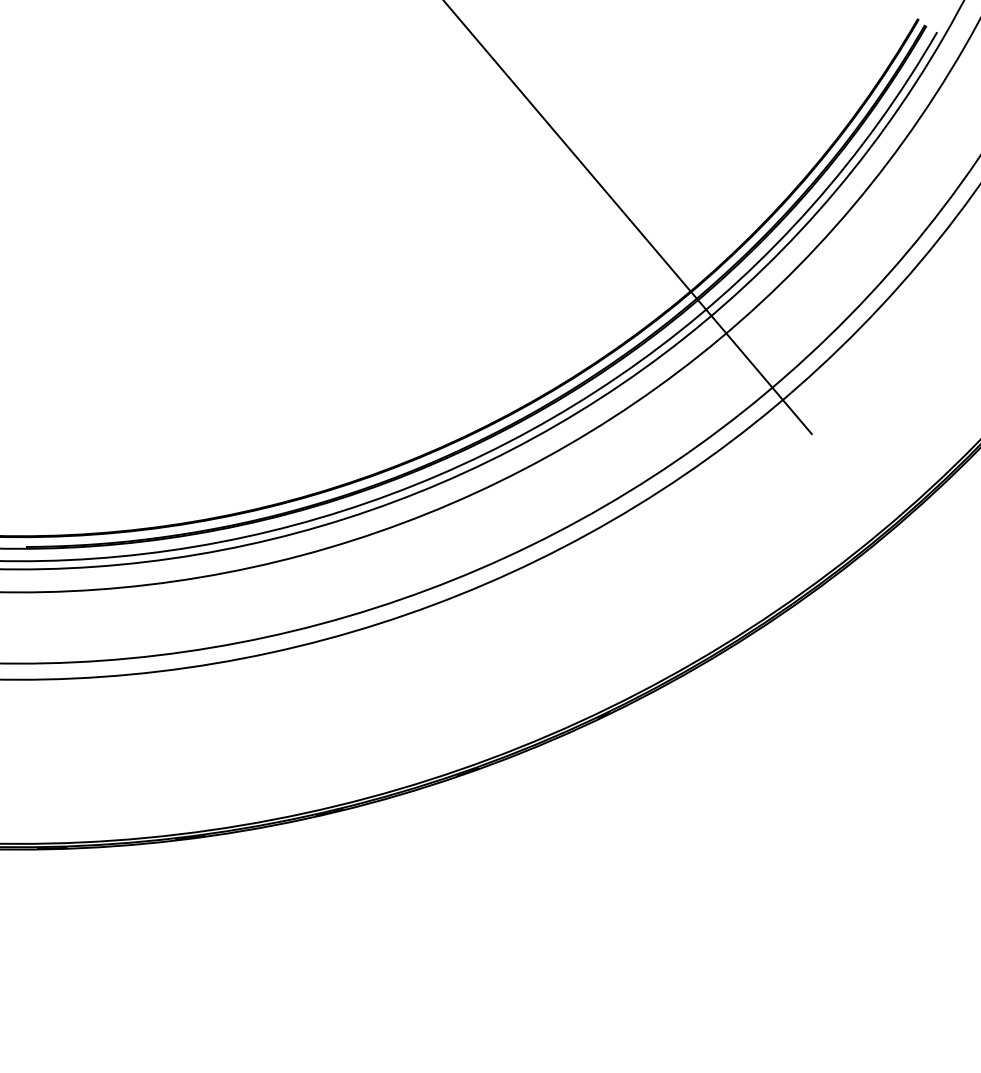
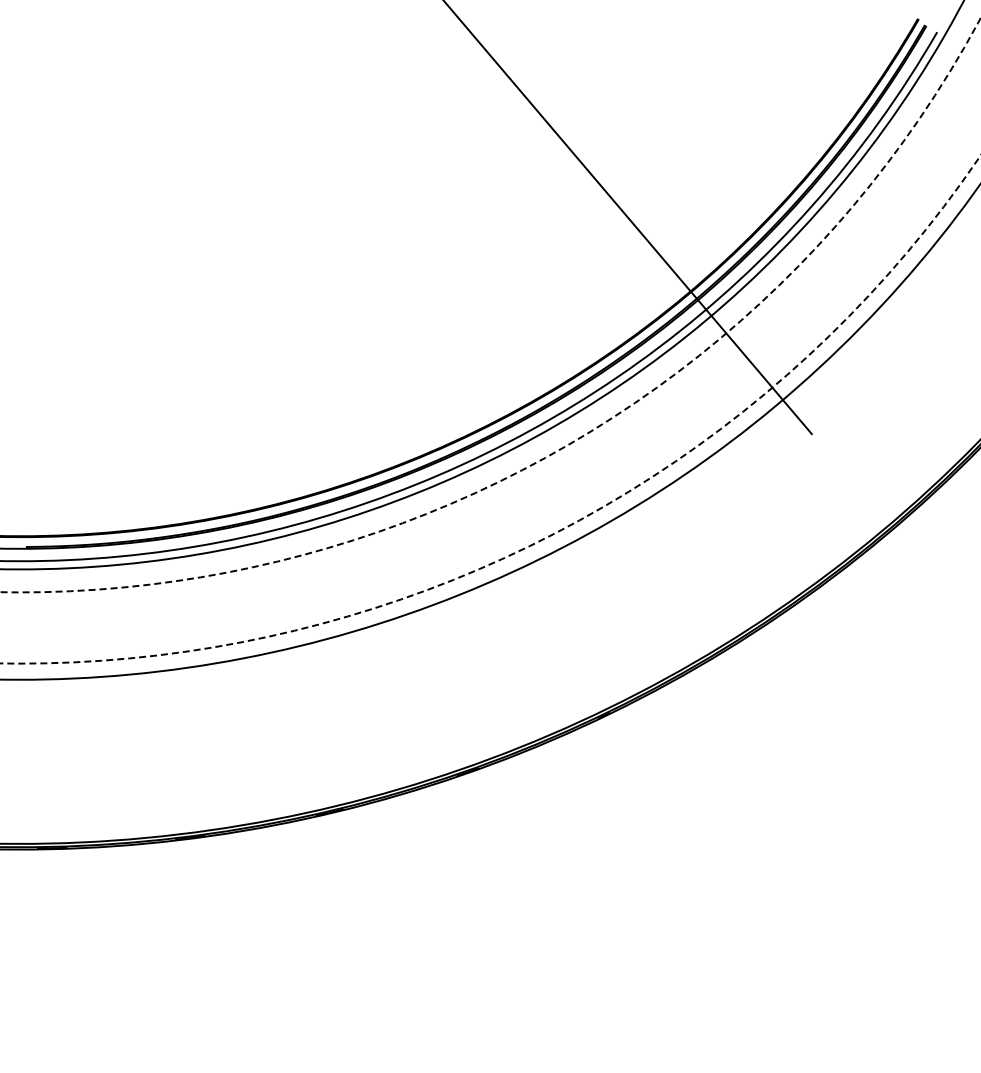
arc: solid -> dashed (568, 445)
arc: solid -> dashed (558, 531)
